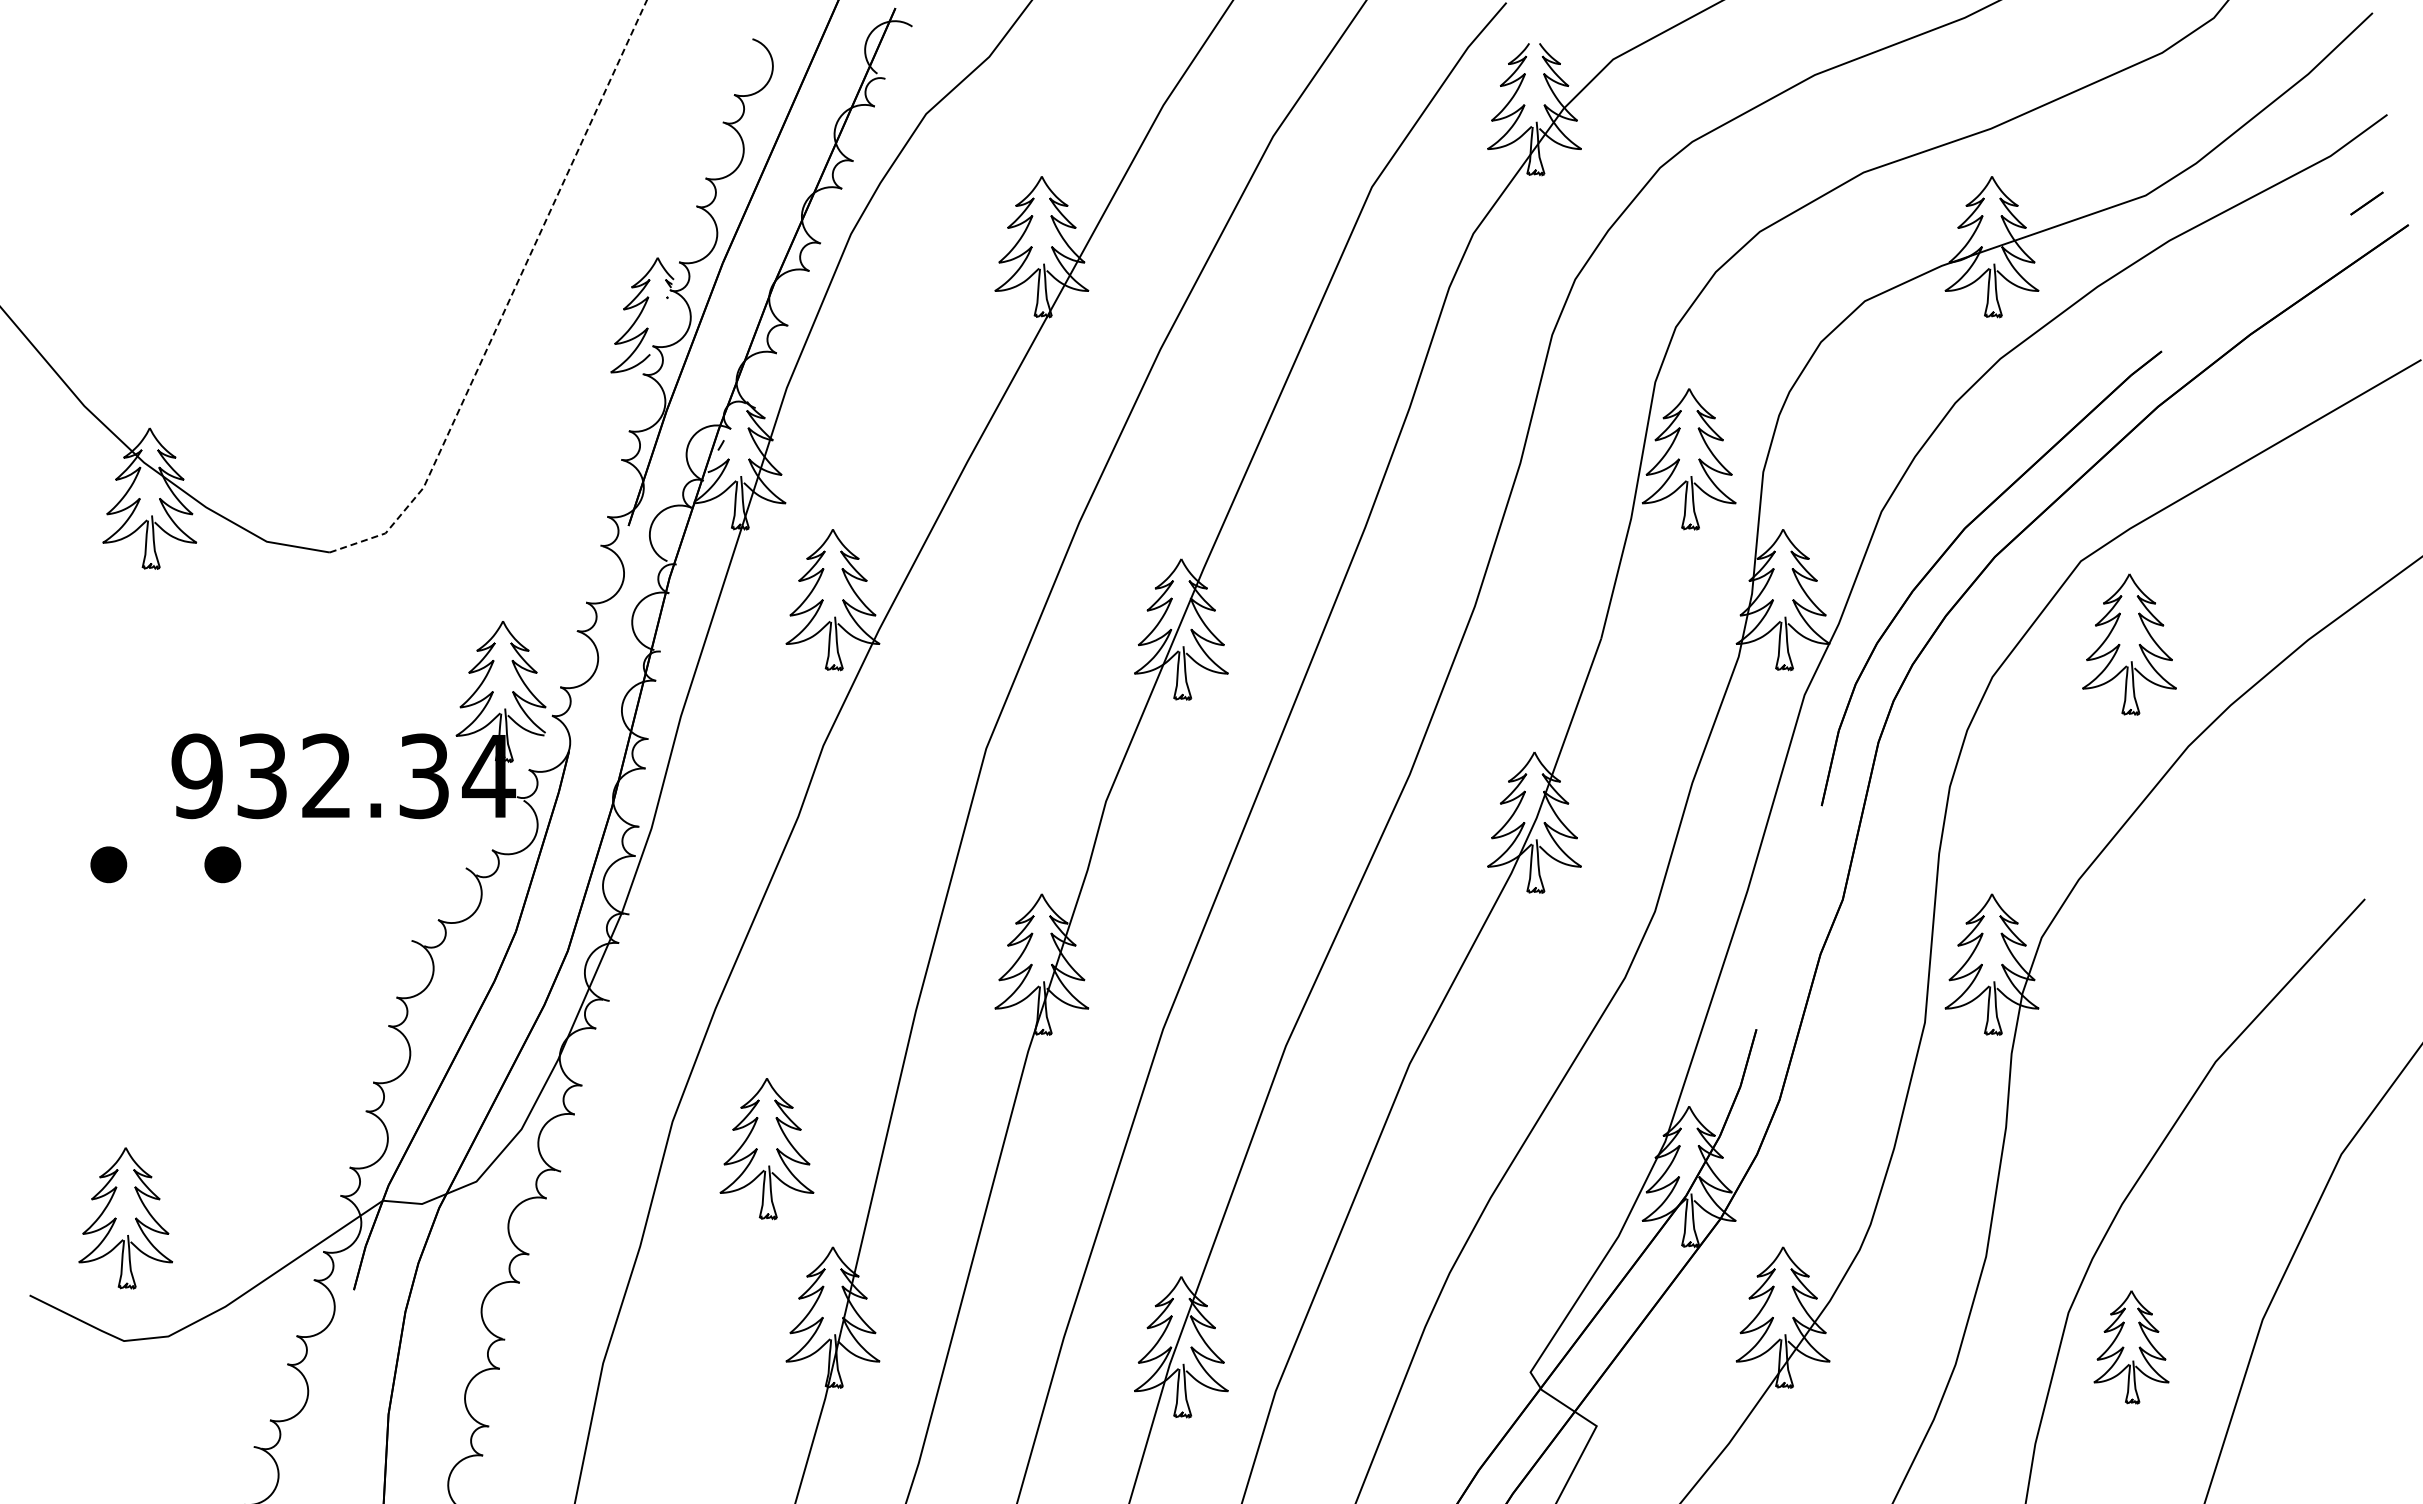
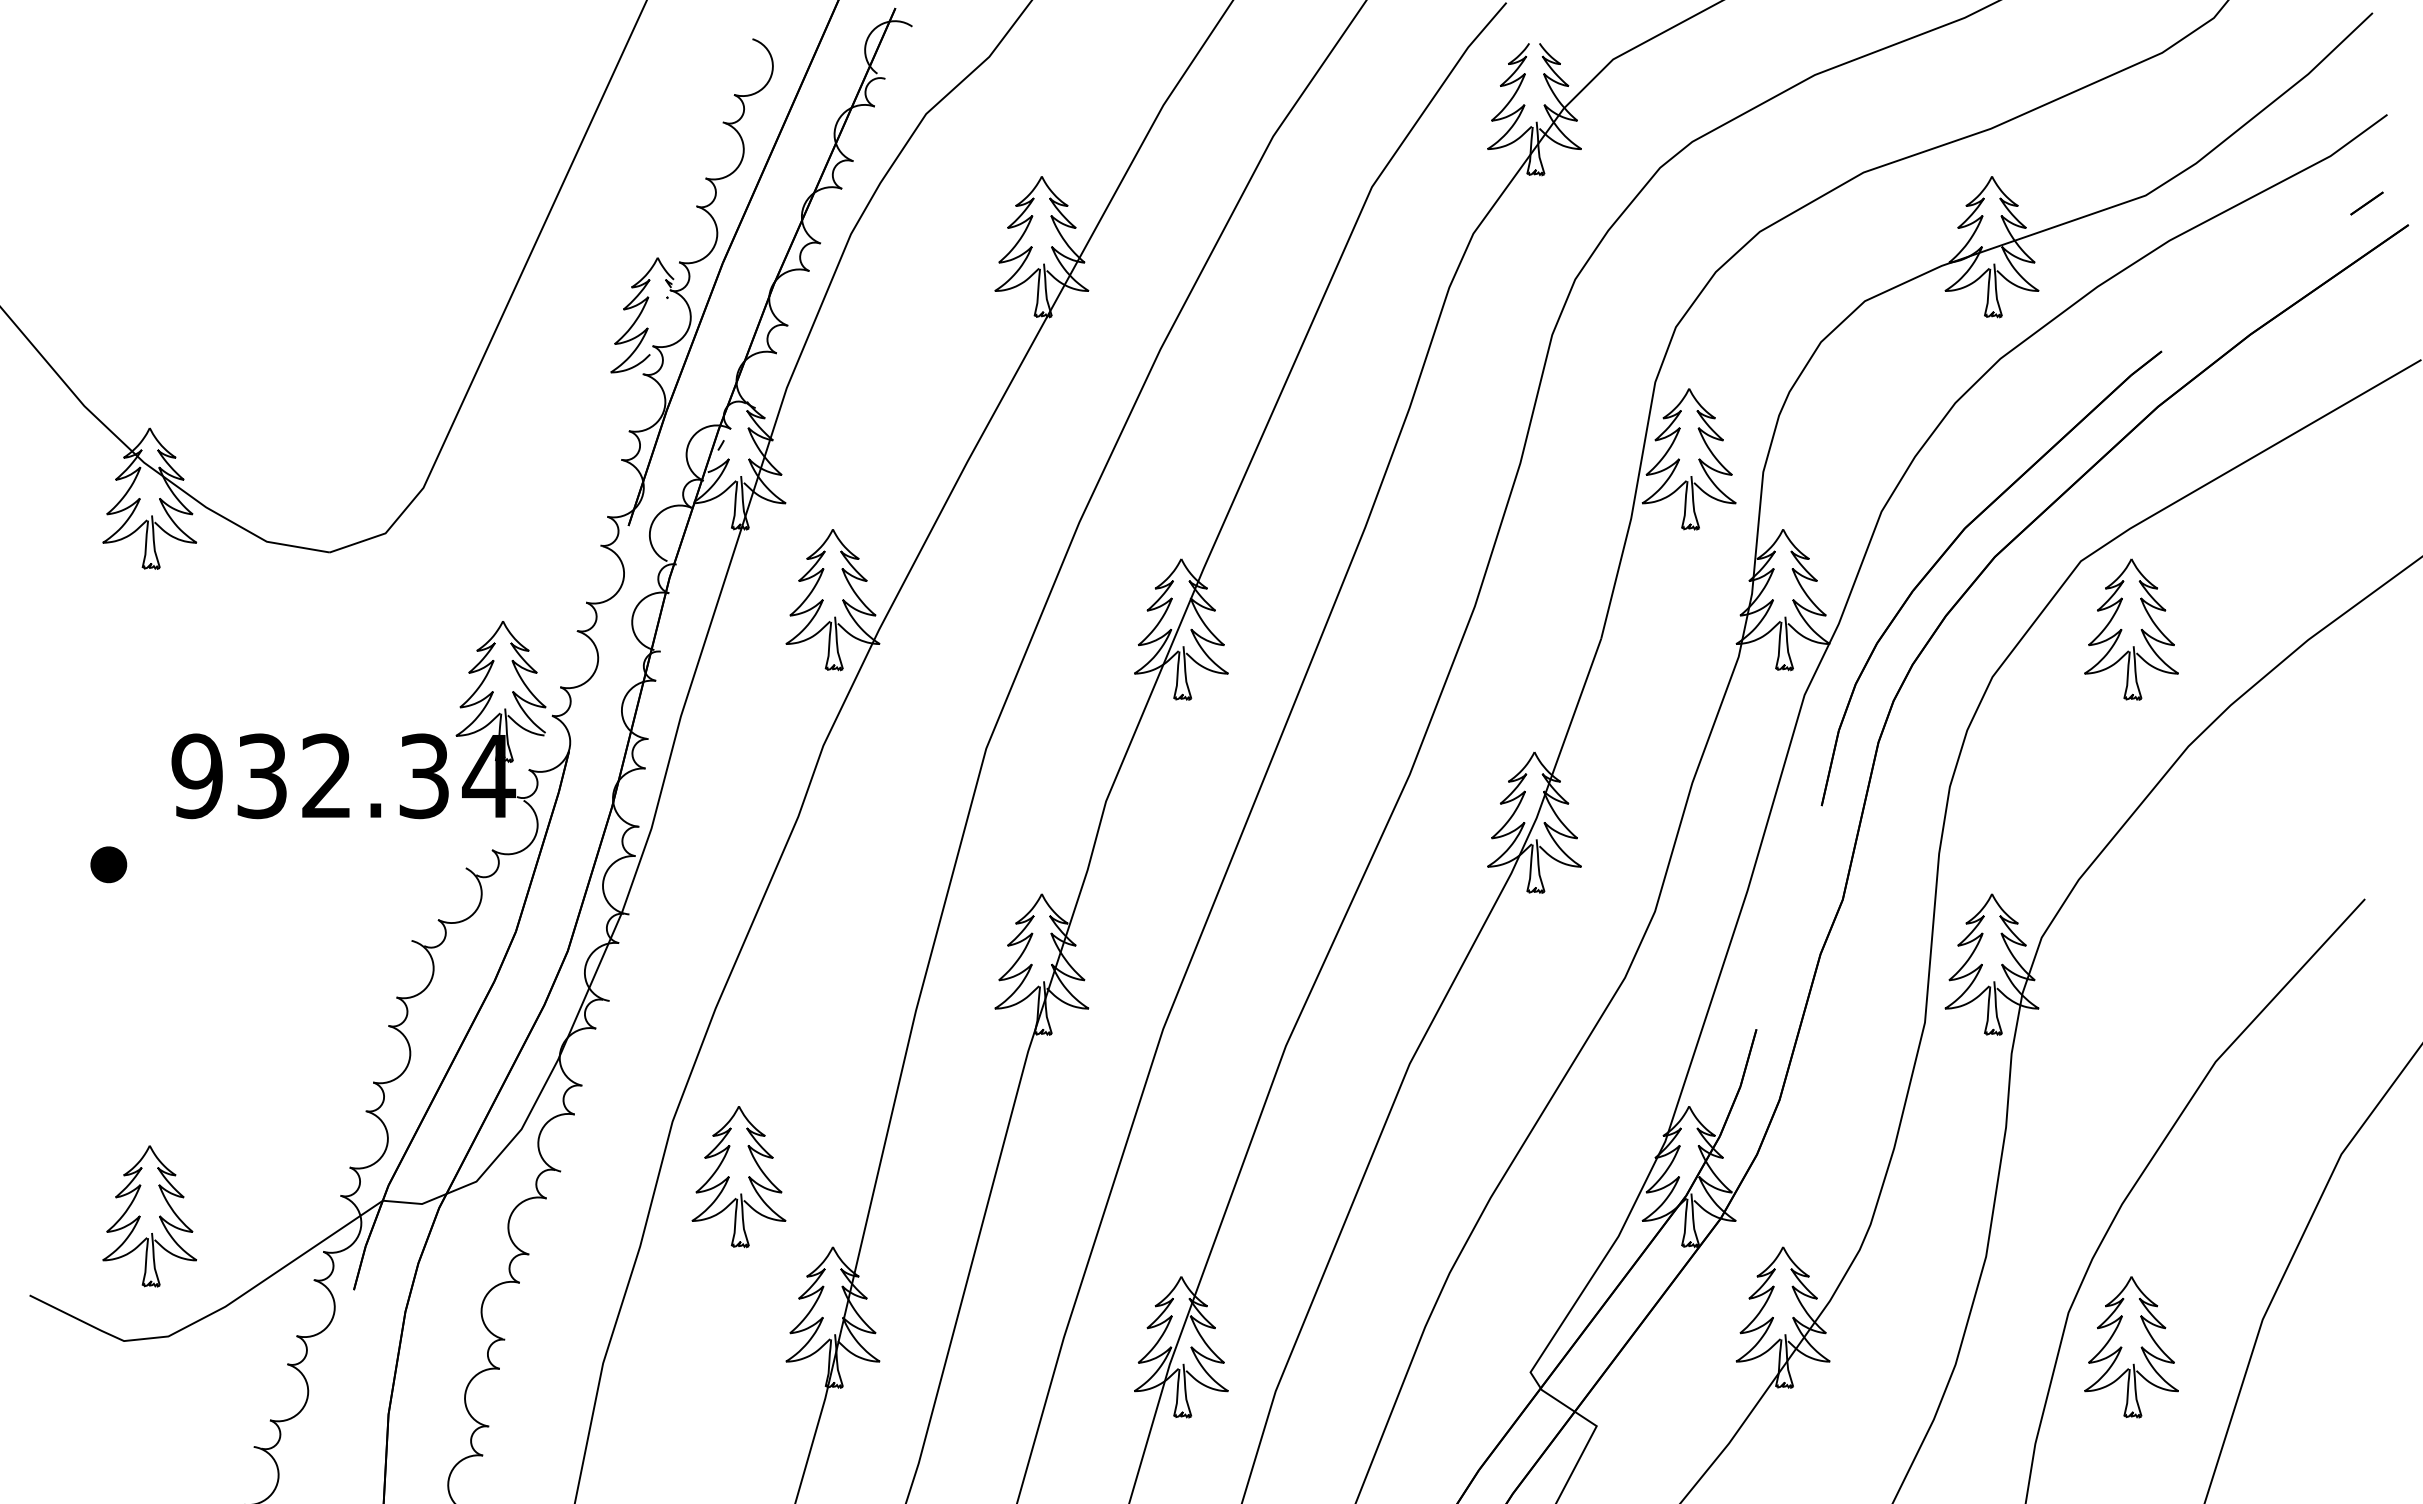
line: dashed -> solid (510, 298)
part position: (2129, 644) -> (2131, 629) (2131, 629)
part: present -> none (222, 864)
part position: (766, 1149) -> (738, 1177) (738, 1177)
part position: (125, 1218) -> (149, 1216) (149, 1216)
part size: 77x115 px -> 95x143 px (2131, 1347)
